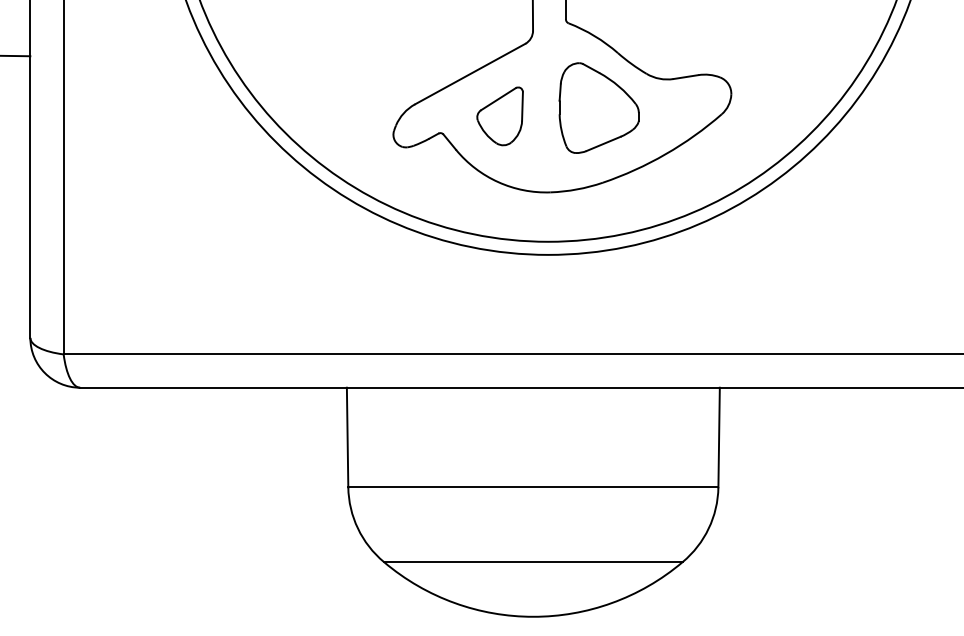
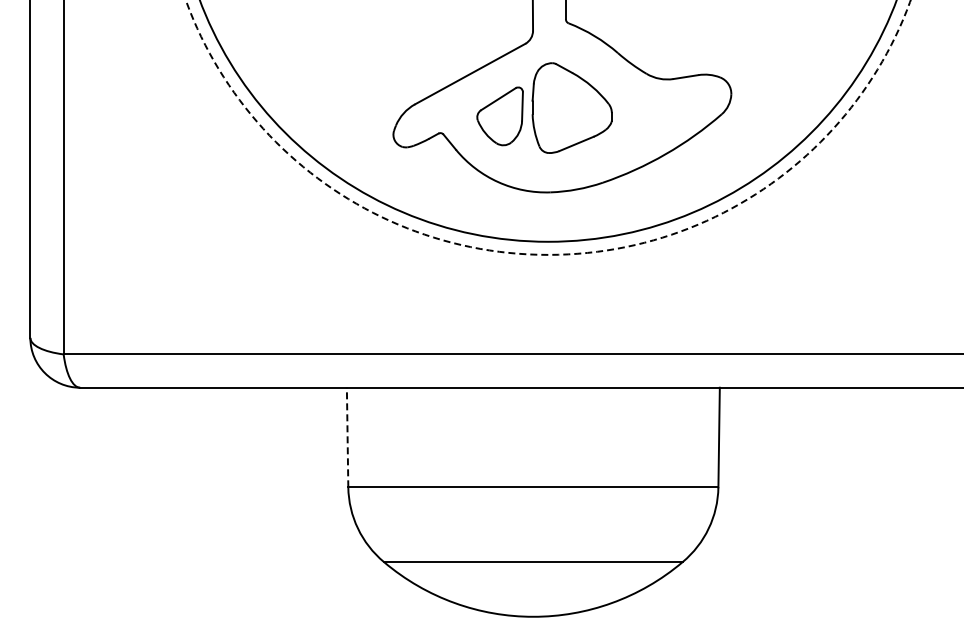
line: present -> none (16, 55)
part position: (598, 107) -> (571, 107) (571, 107)
circle: solid -> dashed (547, 127)
line: solid -> dashed (347, 437)
